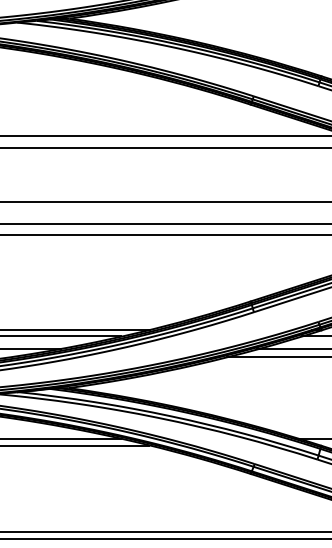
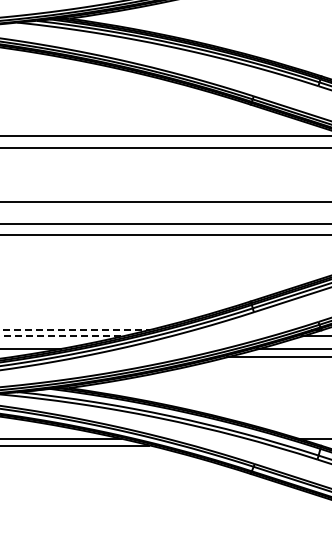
line: solid -> dashed (75, 329)
line: solid -> dashed (60, 336)
line: present -> none (165, 531)
line: present -> none (165, 539)
